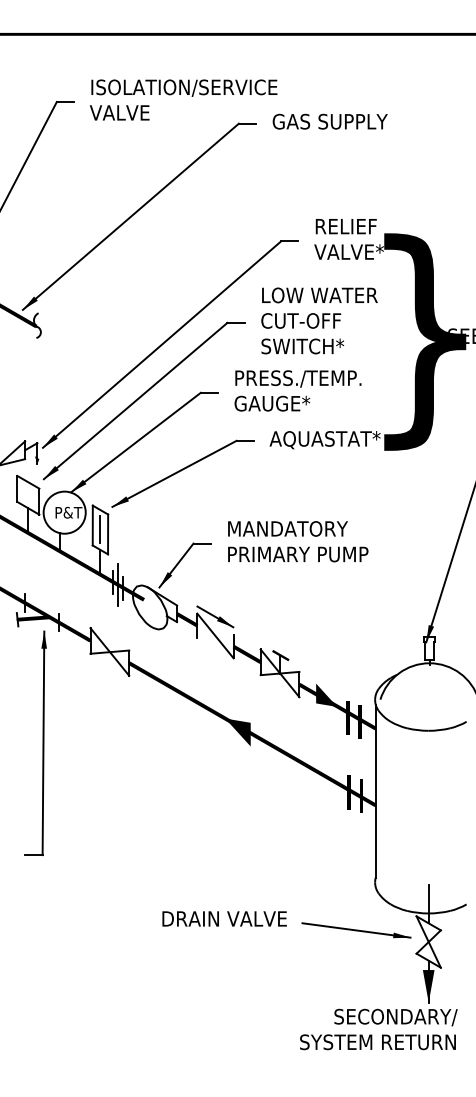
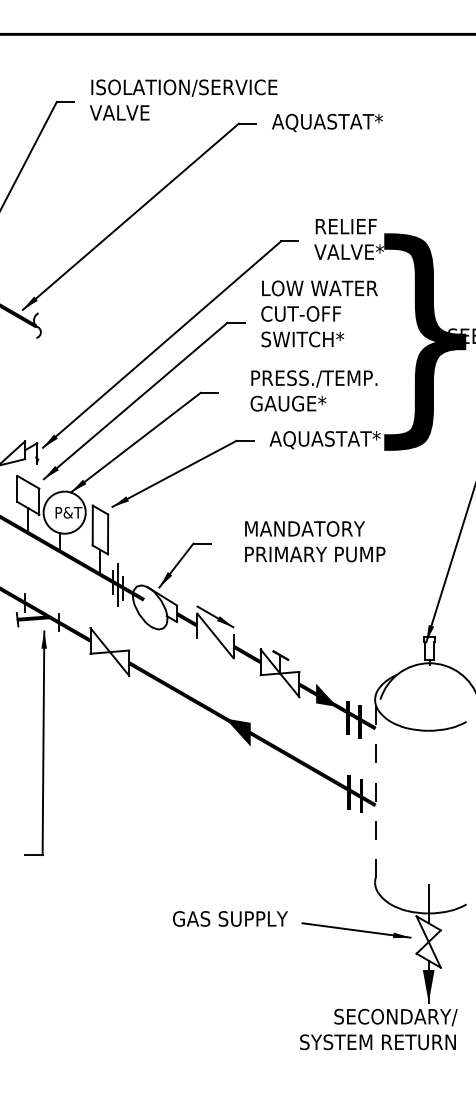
text: GAS SUPPLY -> AQUASTAT* (329, 122)
text position: (319, 320) -> (319, 313) (319, 313)
text position: (297, 390) -> (313, 390) (313, 390)
line: present -> none (100, 528)
text position: (298, 541) -> (315, 541) (315, 541)
line: solid -> dashed (375, 791)
text: DRAIN VALVE -> GAS SUPPLY (224, 918)
